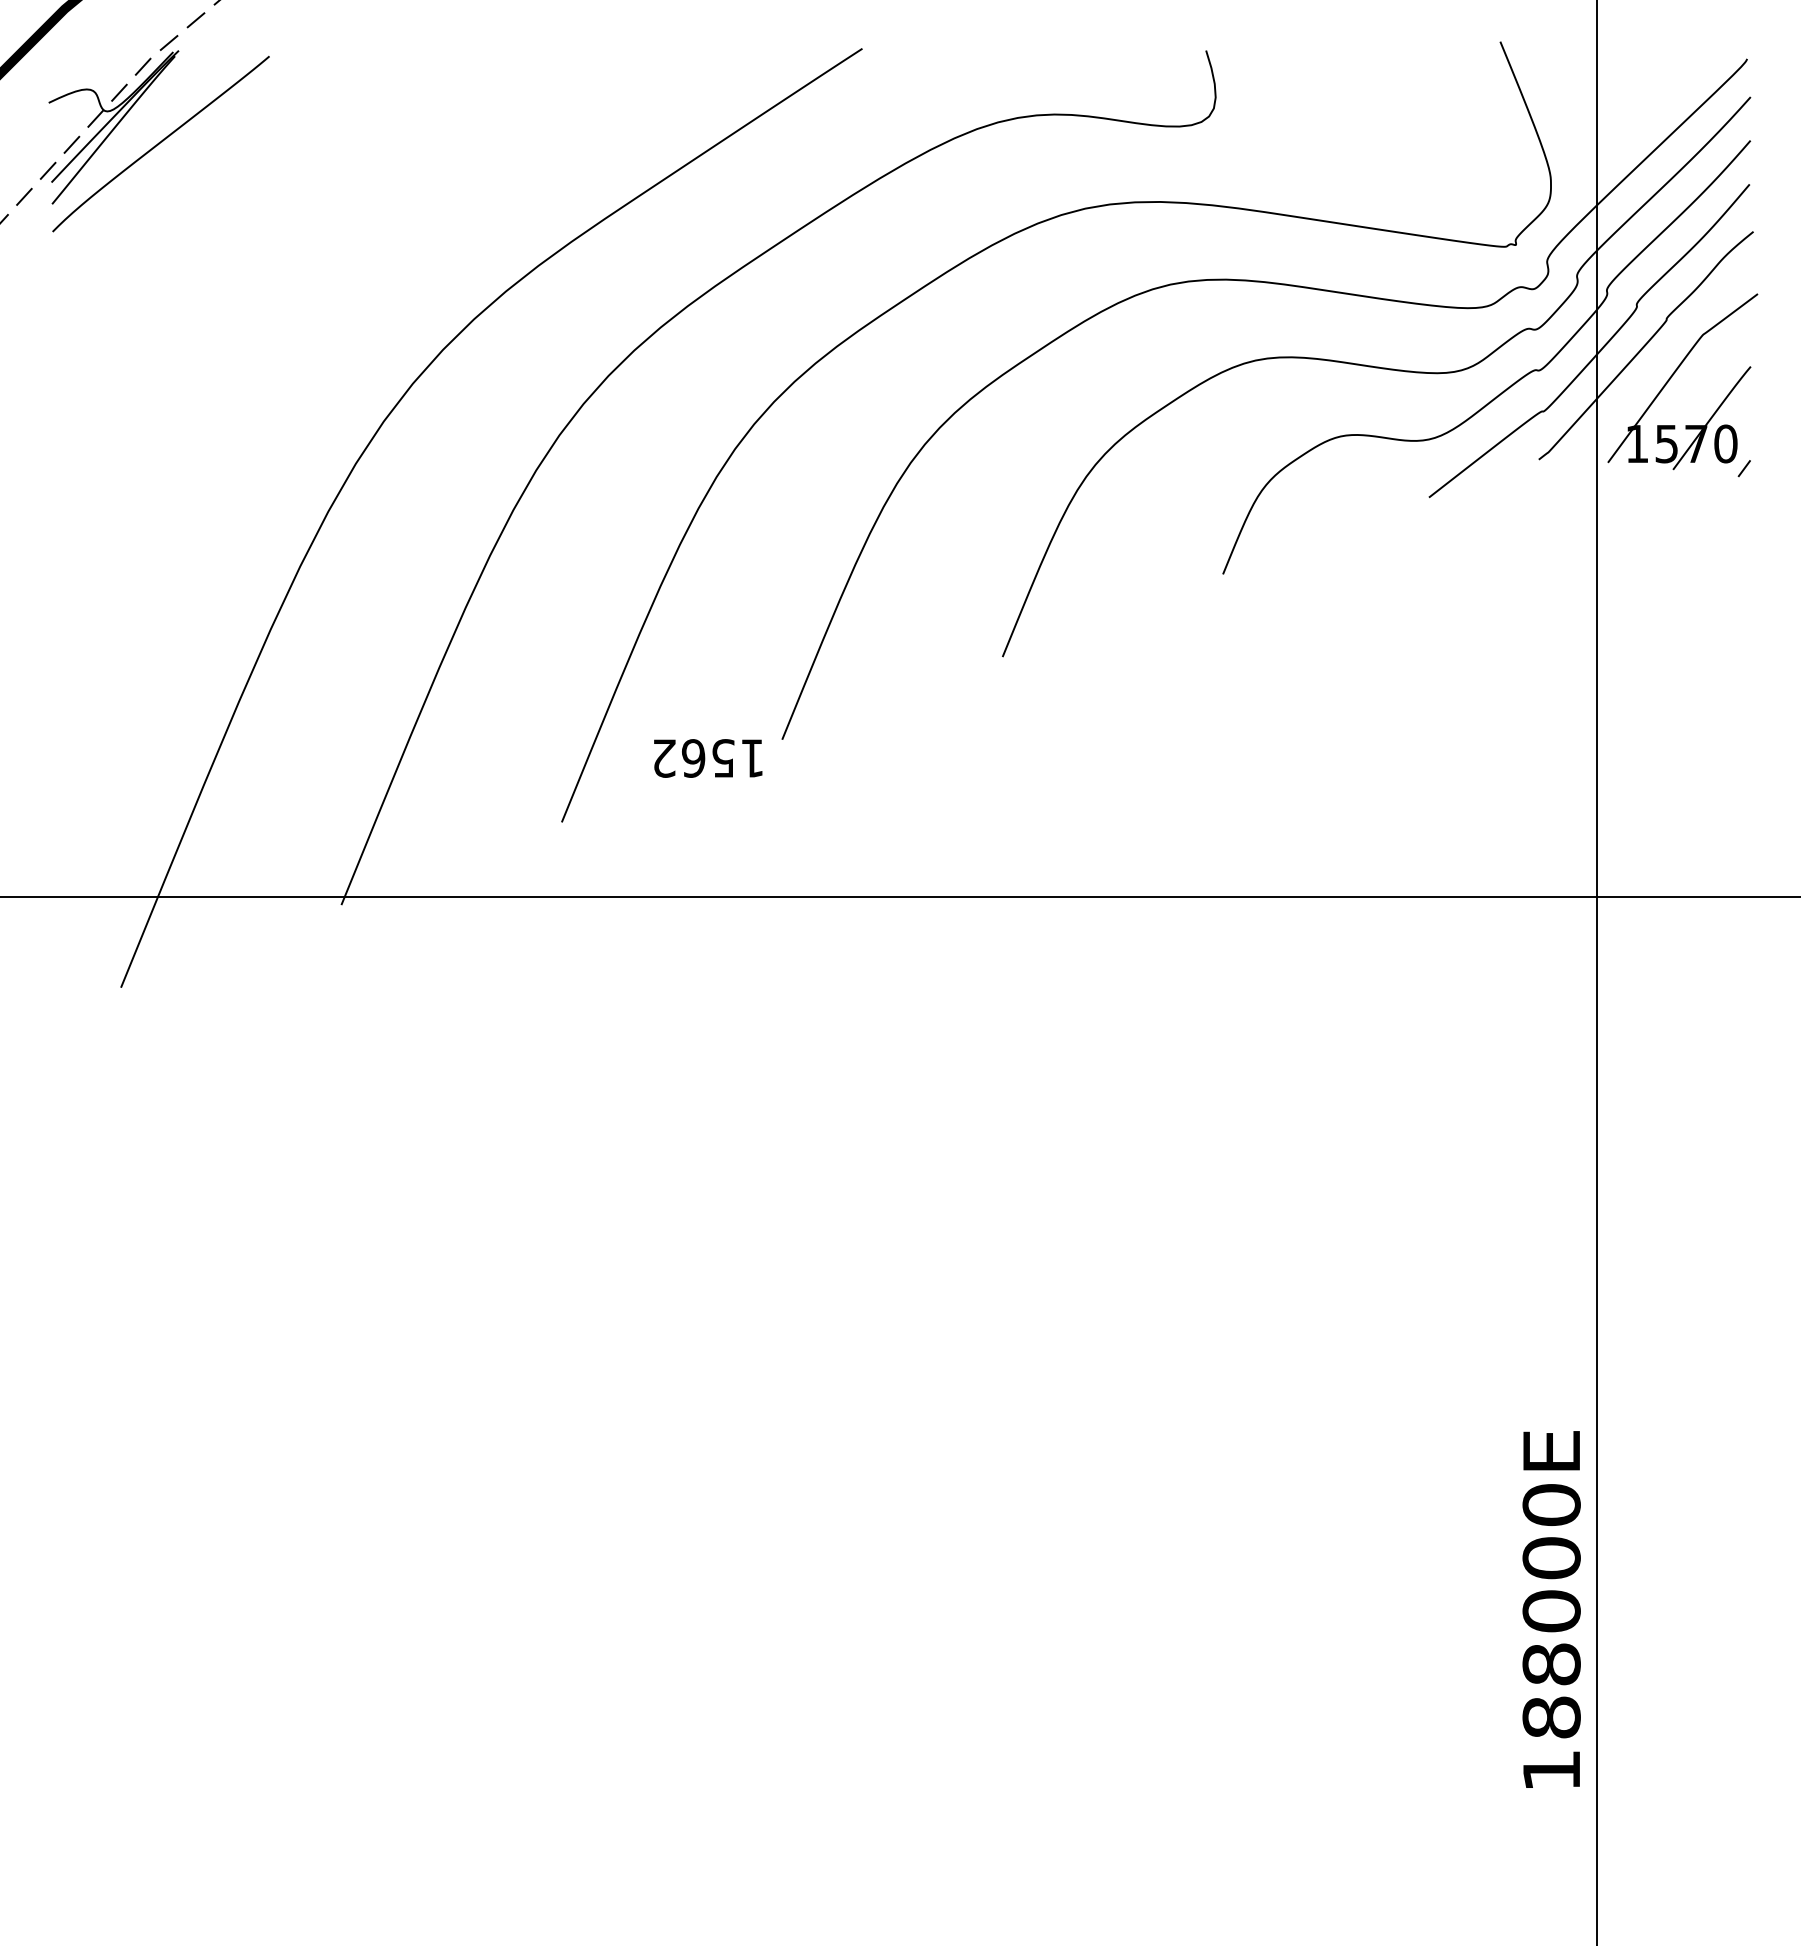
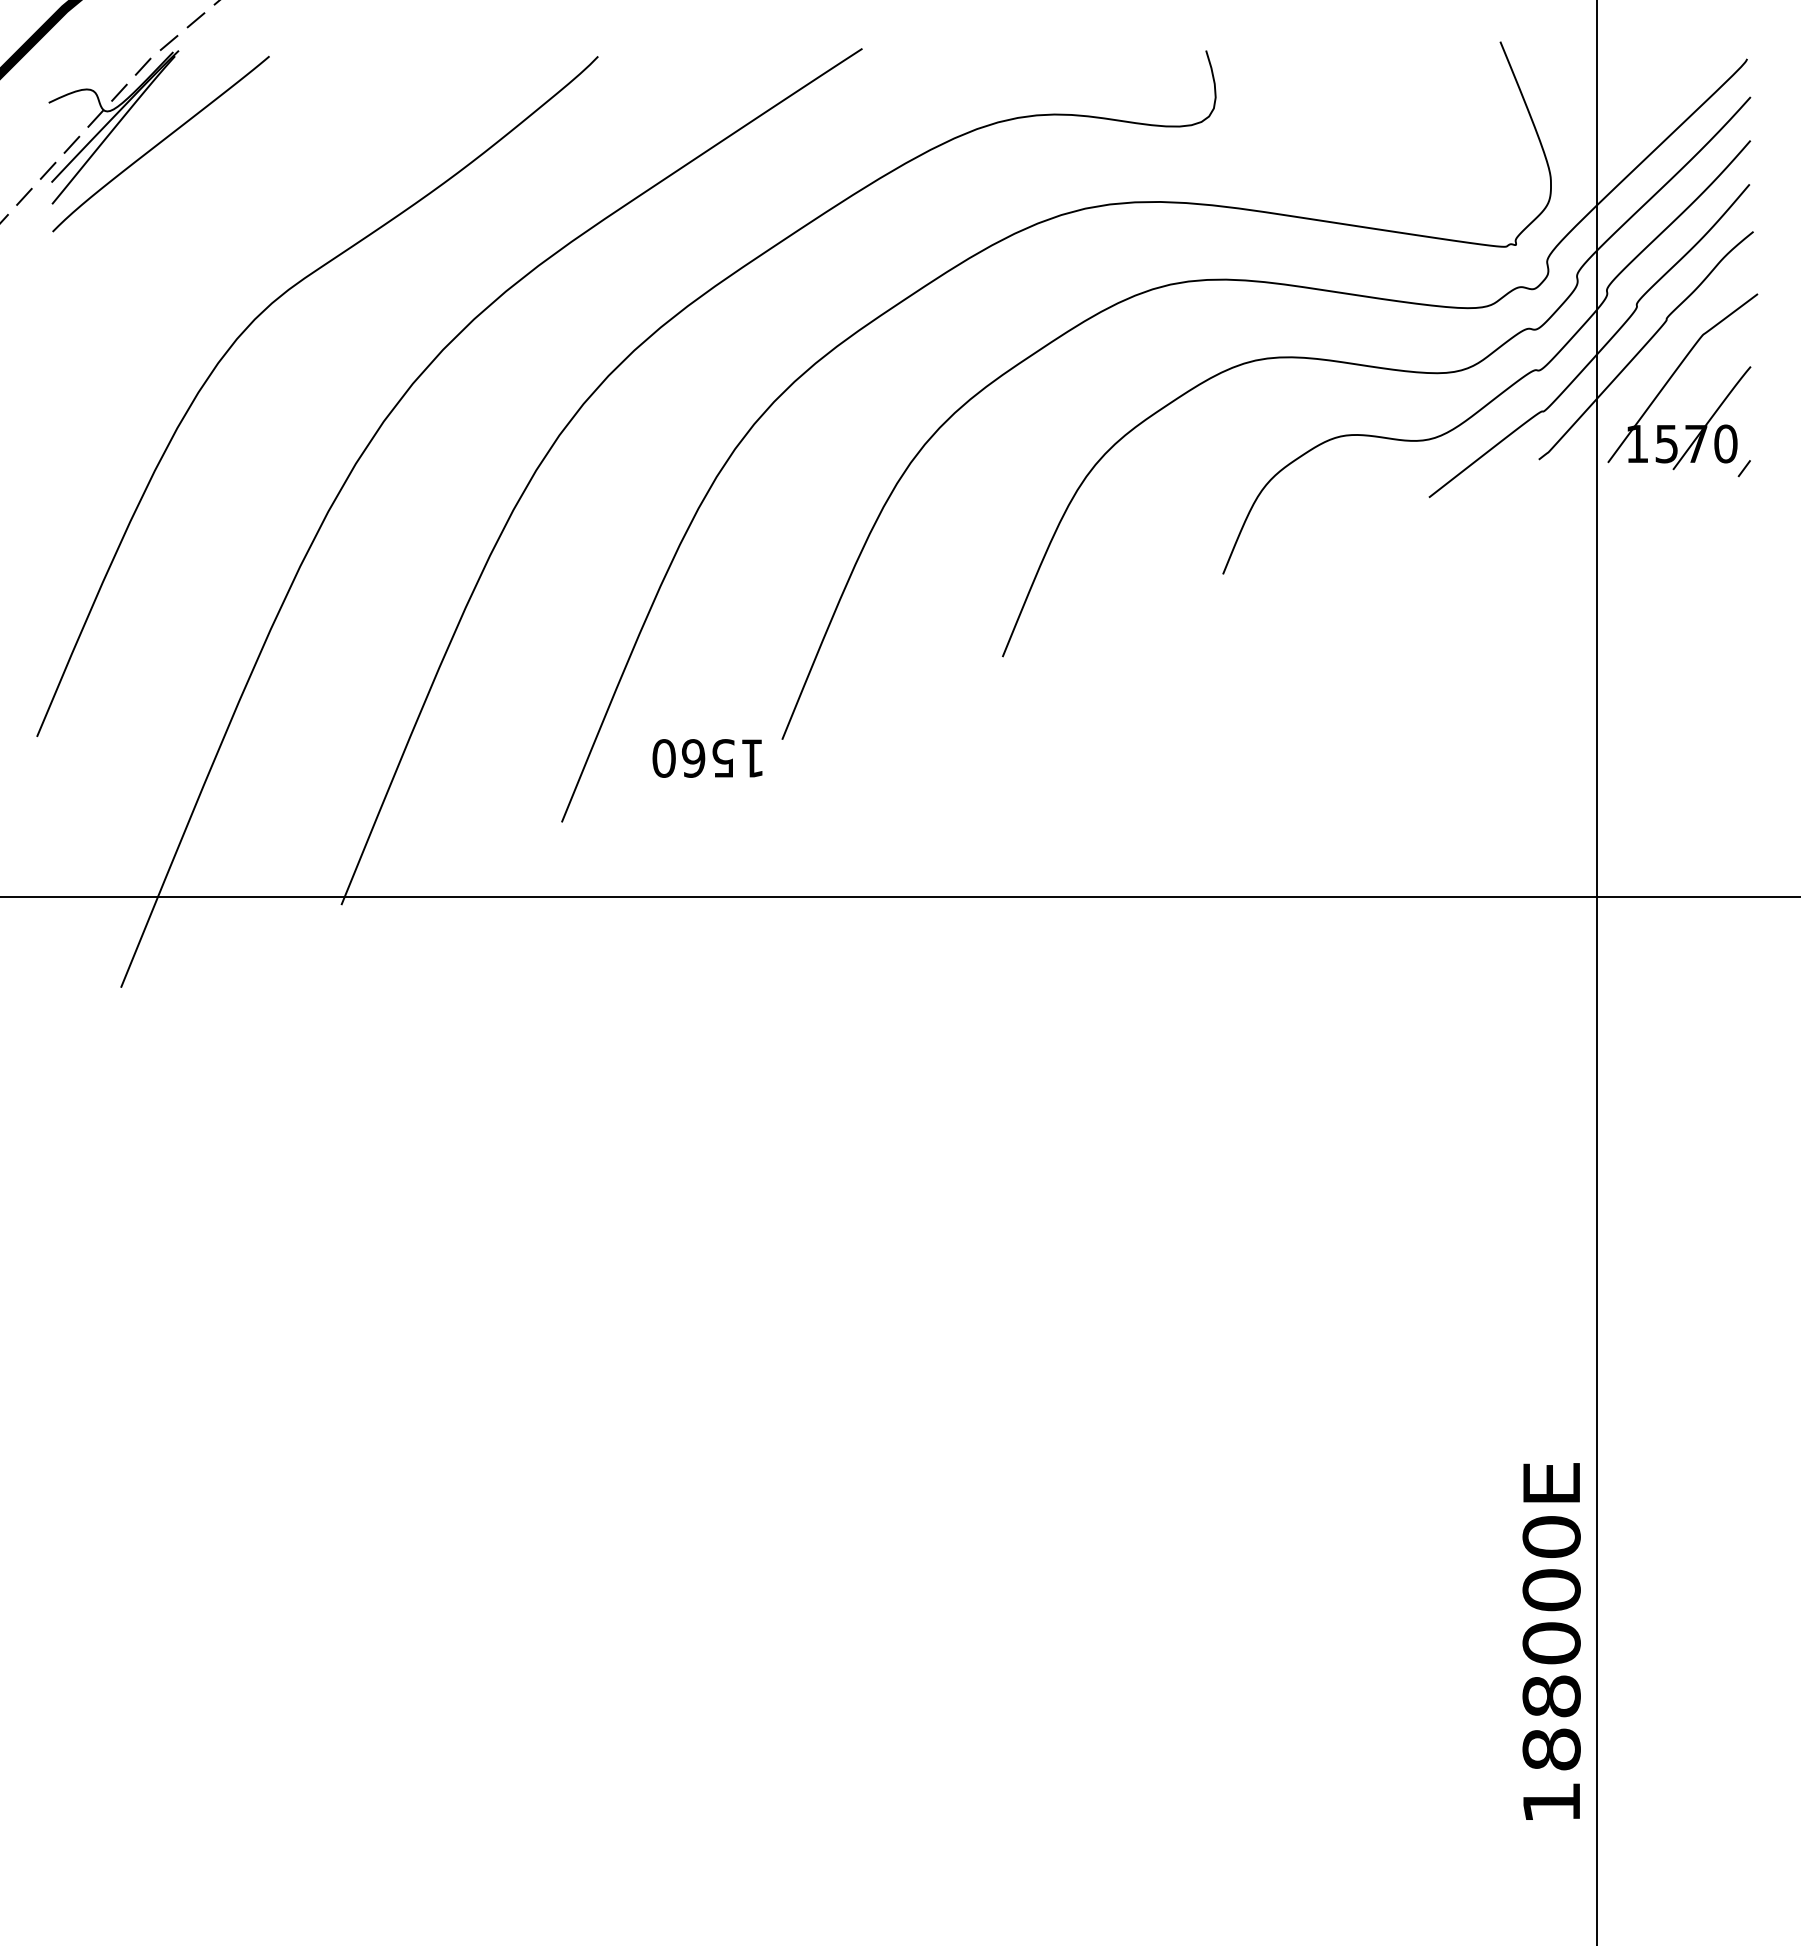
curve: none -> present (246, 330)
text: 1562 -> 1560 (663, 758)
text position: (1551, 1609) -> (1551, 1641) (1551, 1641)
